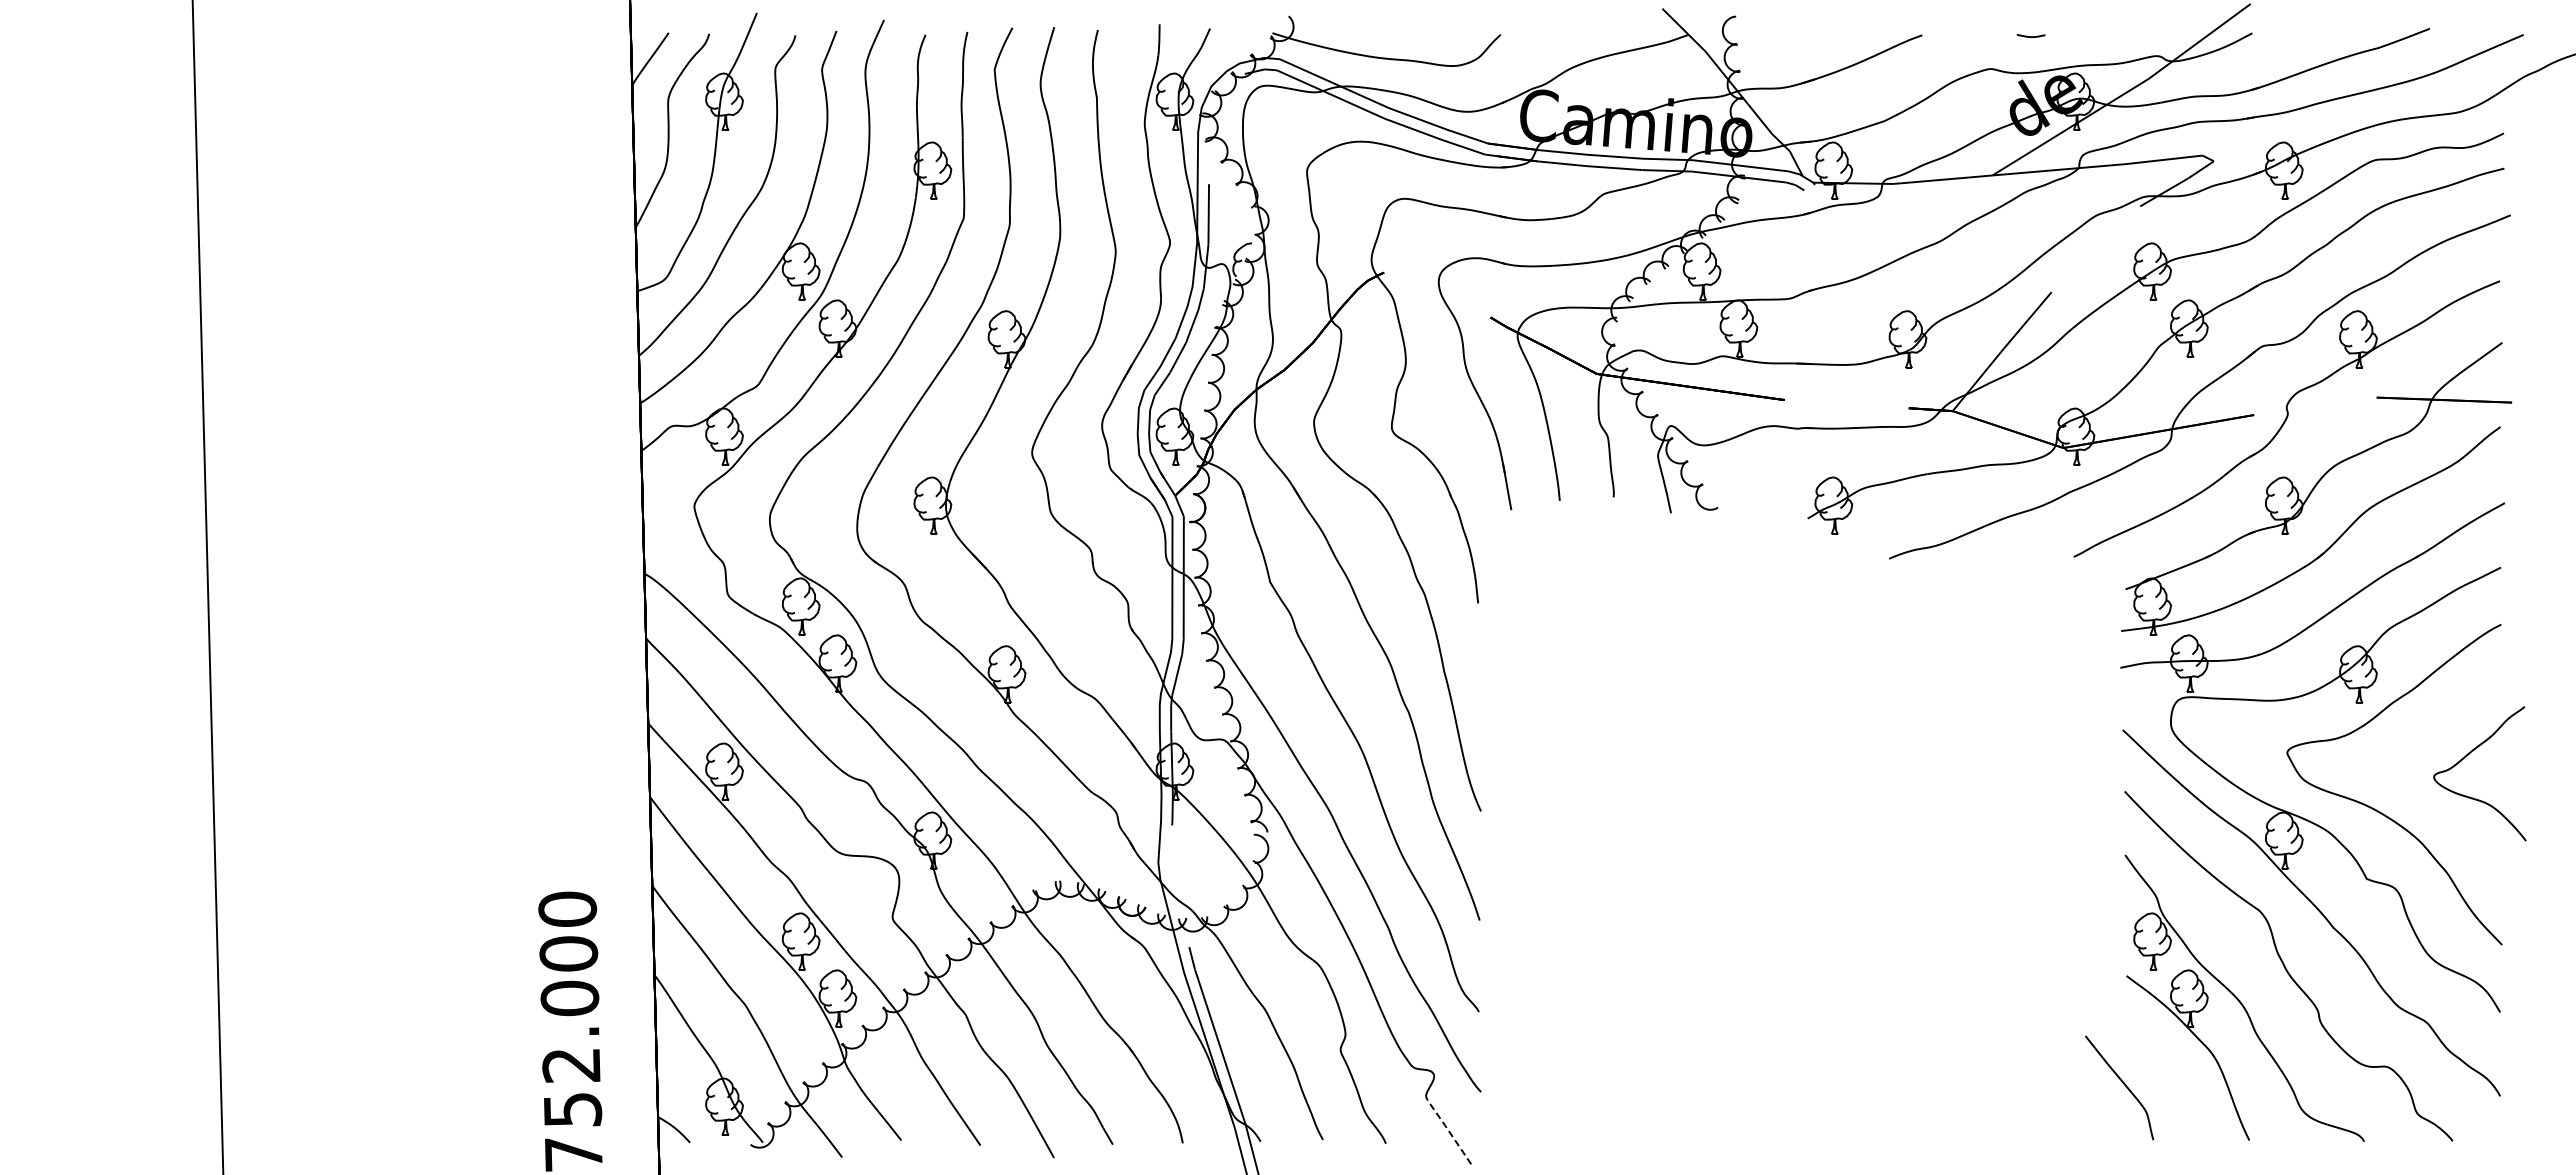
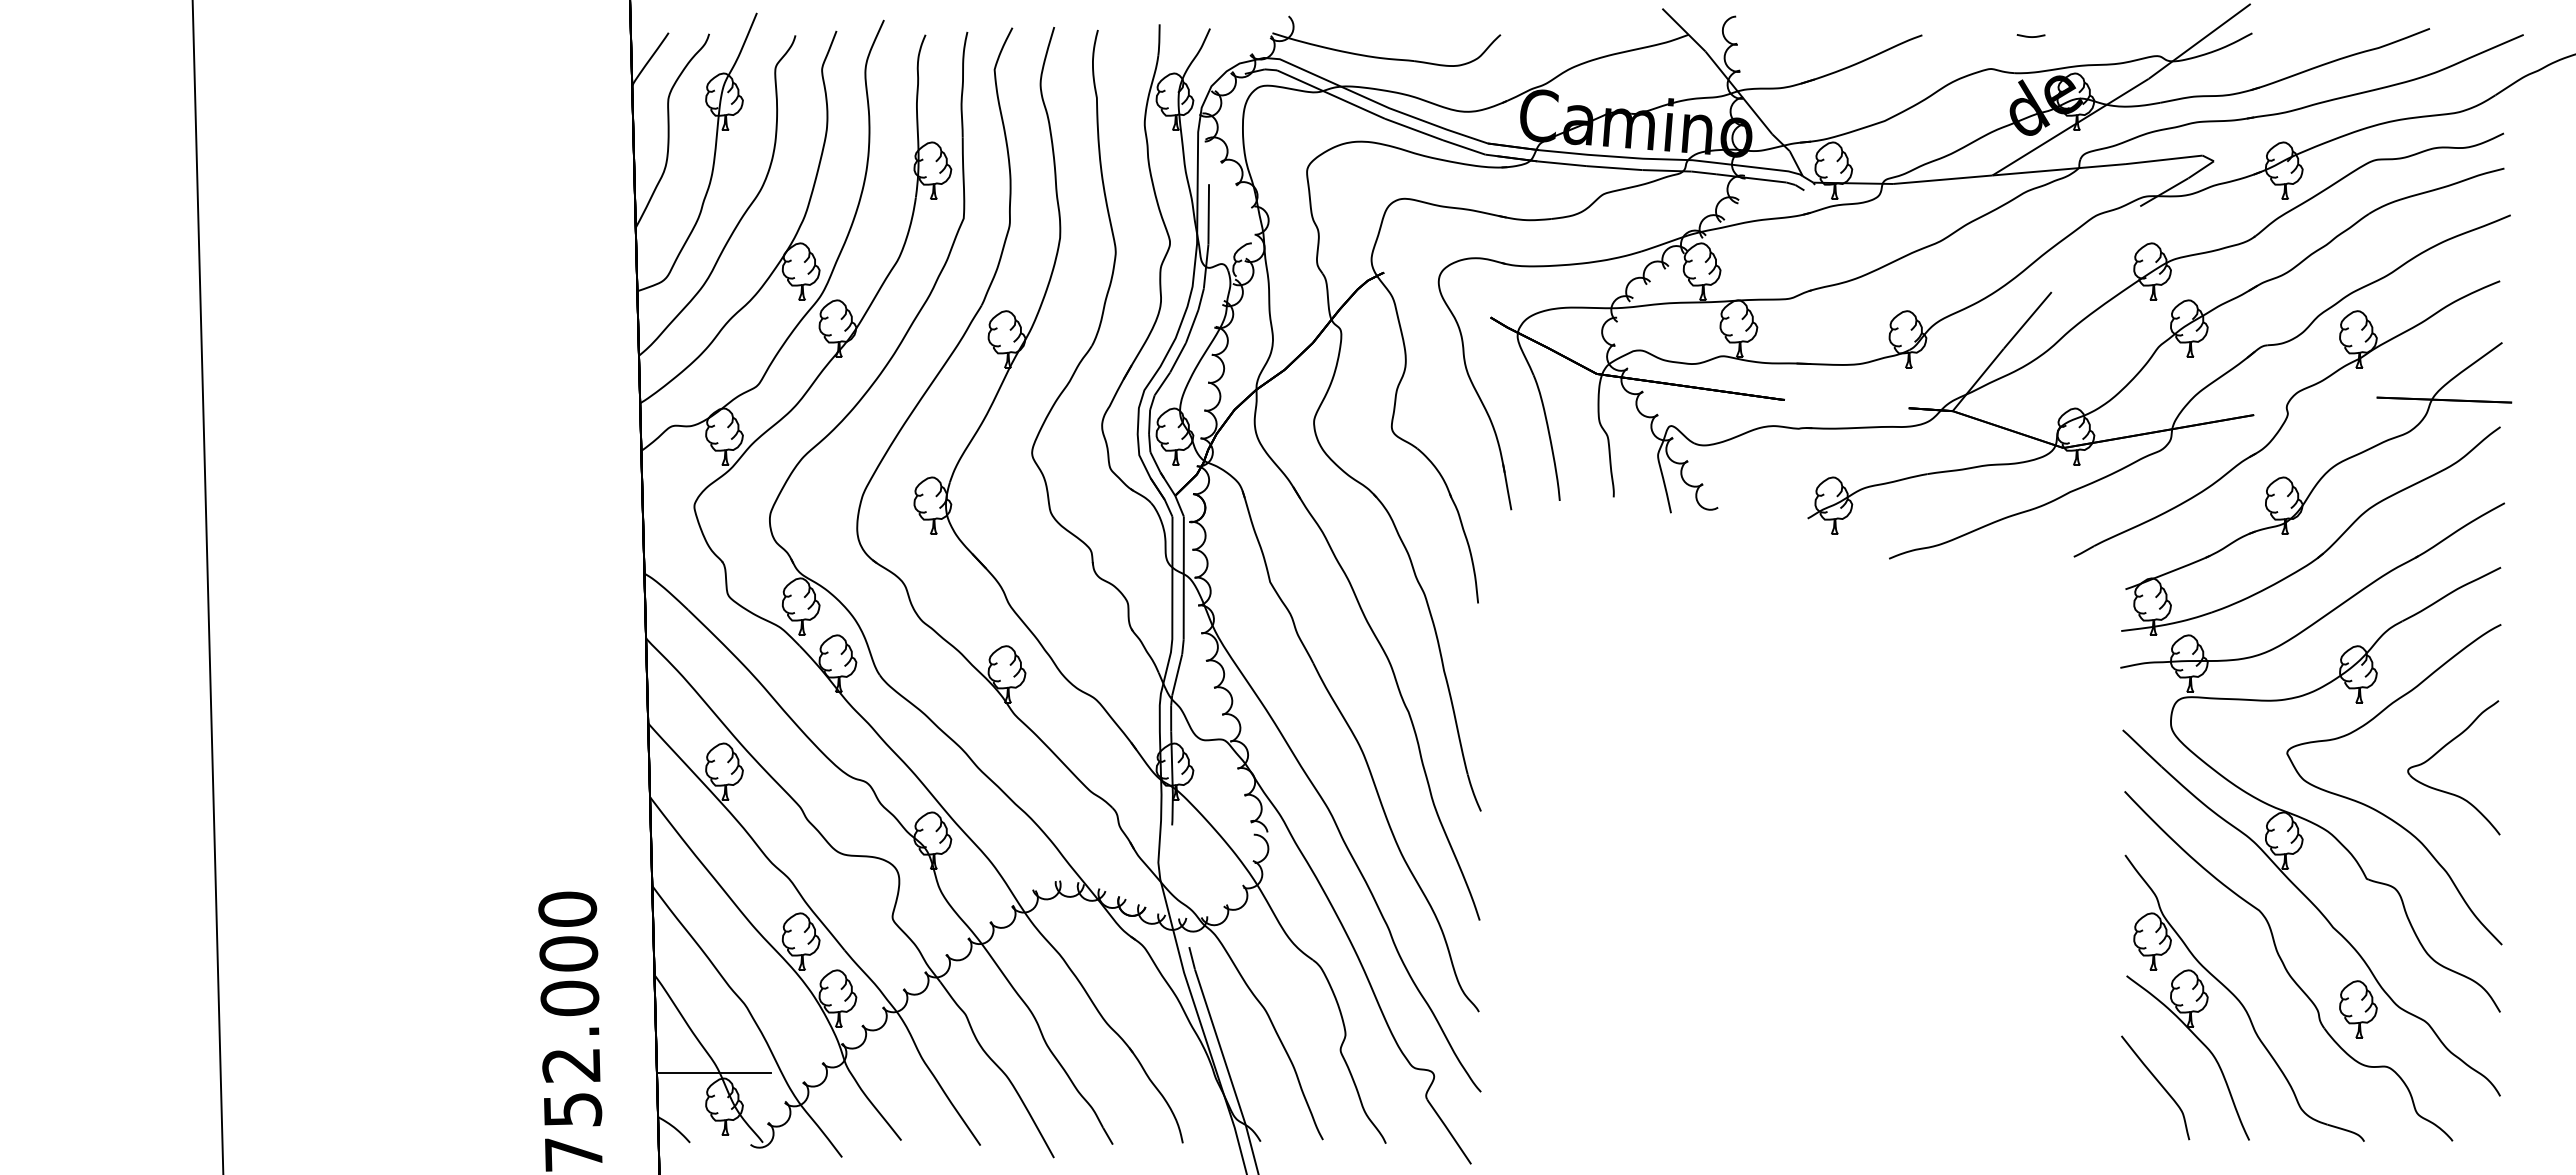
part position: (2467, 756) -> (2441, 750) (2441, 750)
part: none -> present (2358, 1009)
line: none -> present (713, 1072)
curve position: (2122, 1083) -> (2158, 1083) (2158, 1083)
line: dashed -> solid (1448, 1130)
